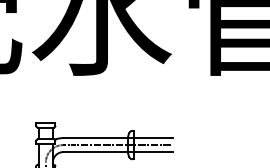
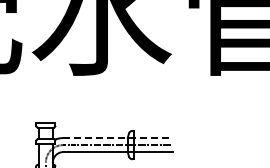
line: solid -> dashed (118, 138)
